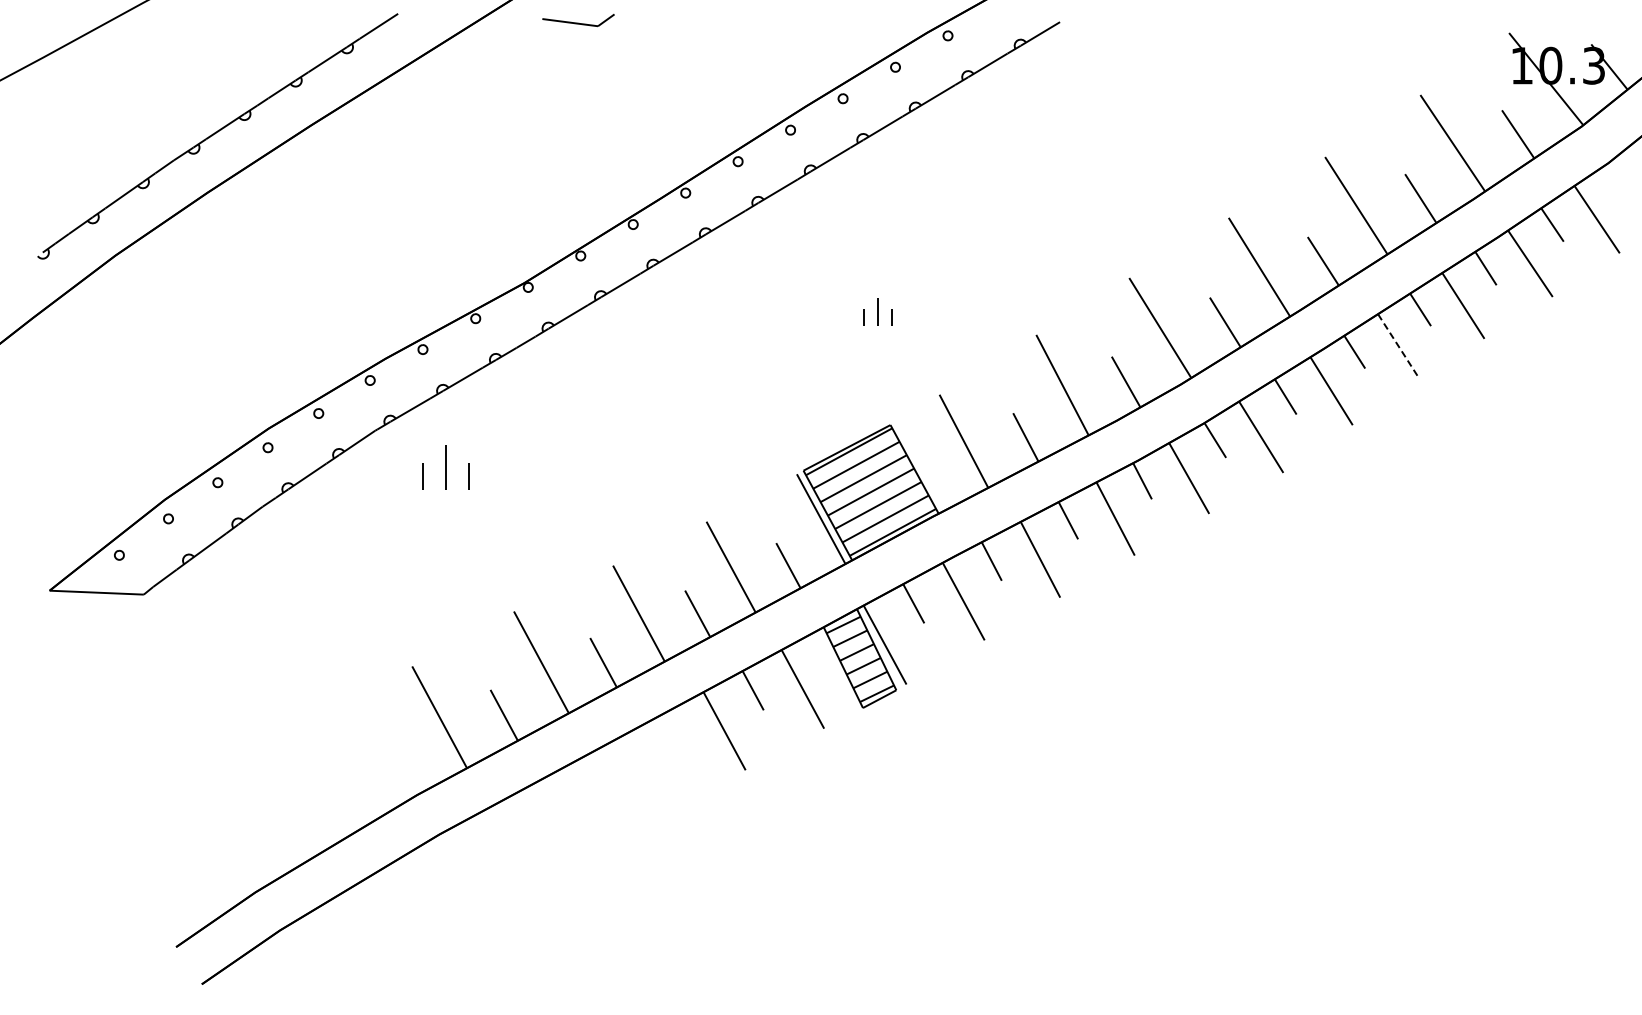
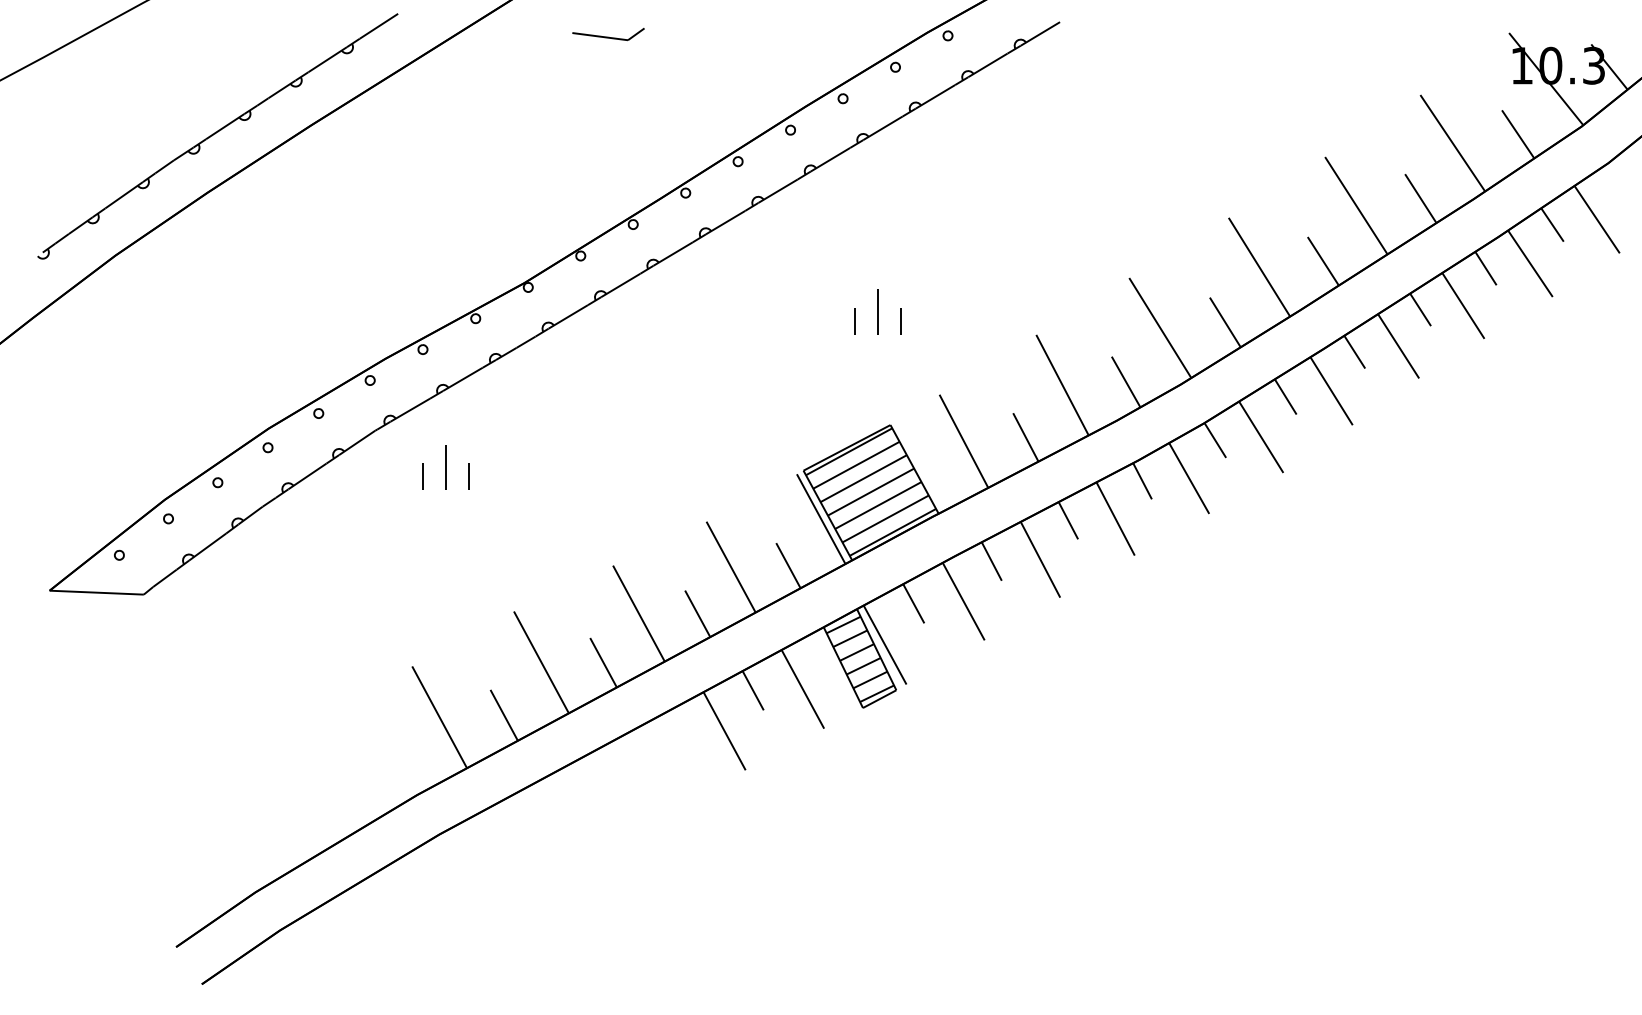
part position: (578, 20) -> (608, 34) (608, 34)
part size: 30x28 px -> 48x46 px (877, 311)
line: dashed -> solid (1398, 346)
